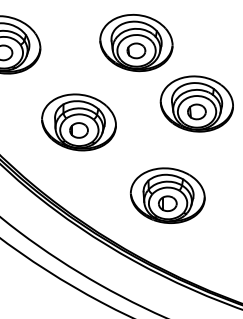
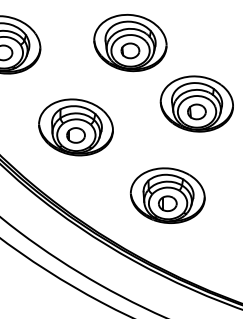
part position: (136, 43) -> (130, 43) (130, 43)
part position: (78, 122) -> (75, 127) (75, 127)
